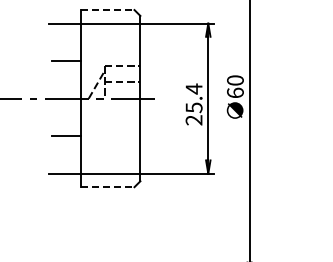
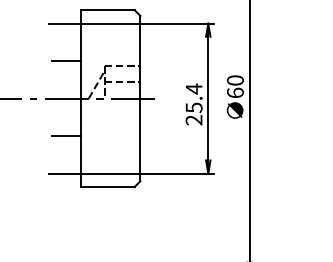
line: dashed -> solid (107, 10)
line: dashed -> solid (107, 187)
